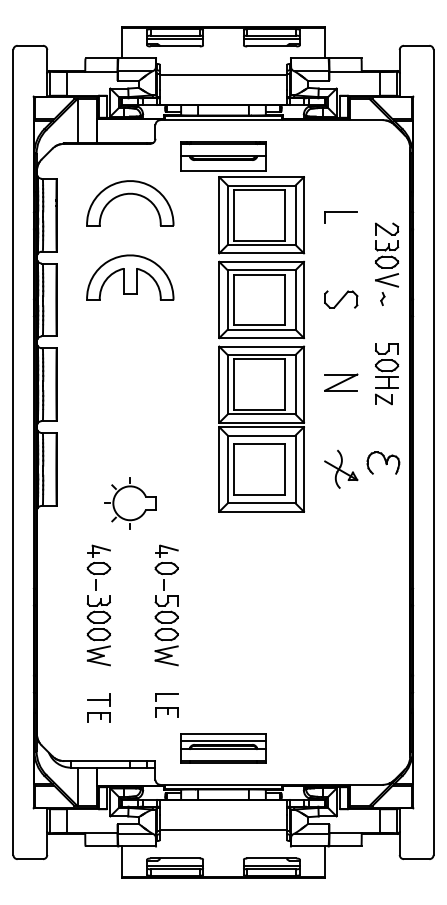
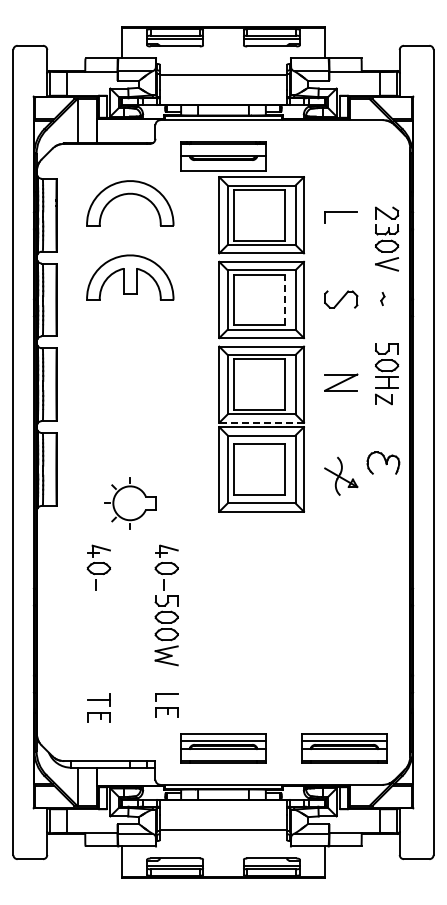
part position: (387, 254) -> (387, 238) (387, 238)
line: solid -> dashed (284, 299)
line: solid -> dashed (261, 422)
part position: (341, 468) -> (341, 475) (341, 475)
part: present -> none (98, 630)
part: none -> present (344, 748)
